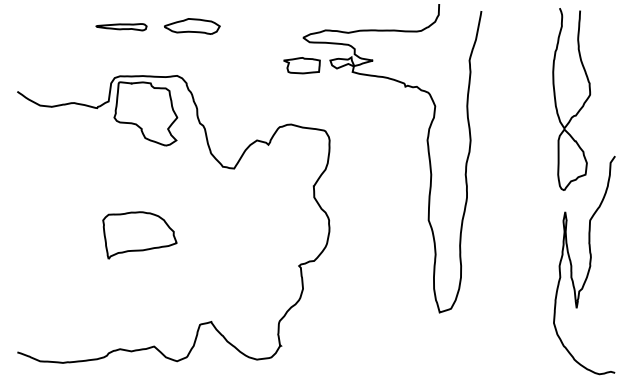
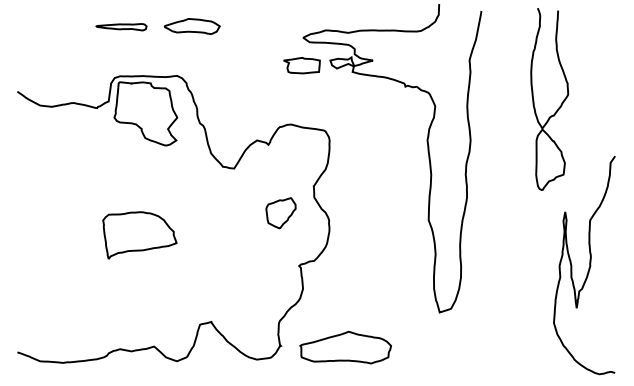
part position: (580, 107) -> (558, 107) (558, 107)
part: none -> present (280, 213)
part: none -> present (345, 347)
